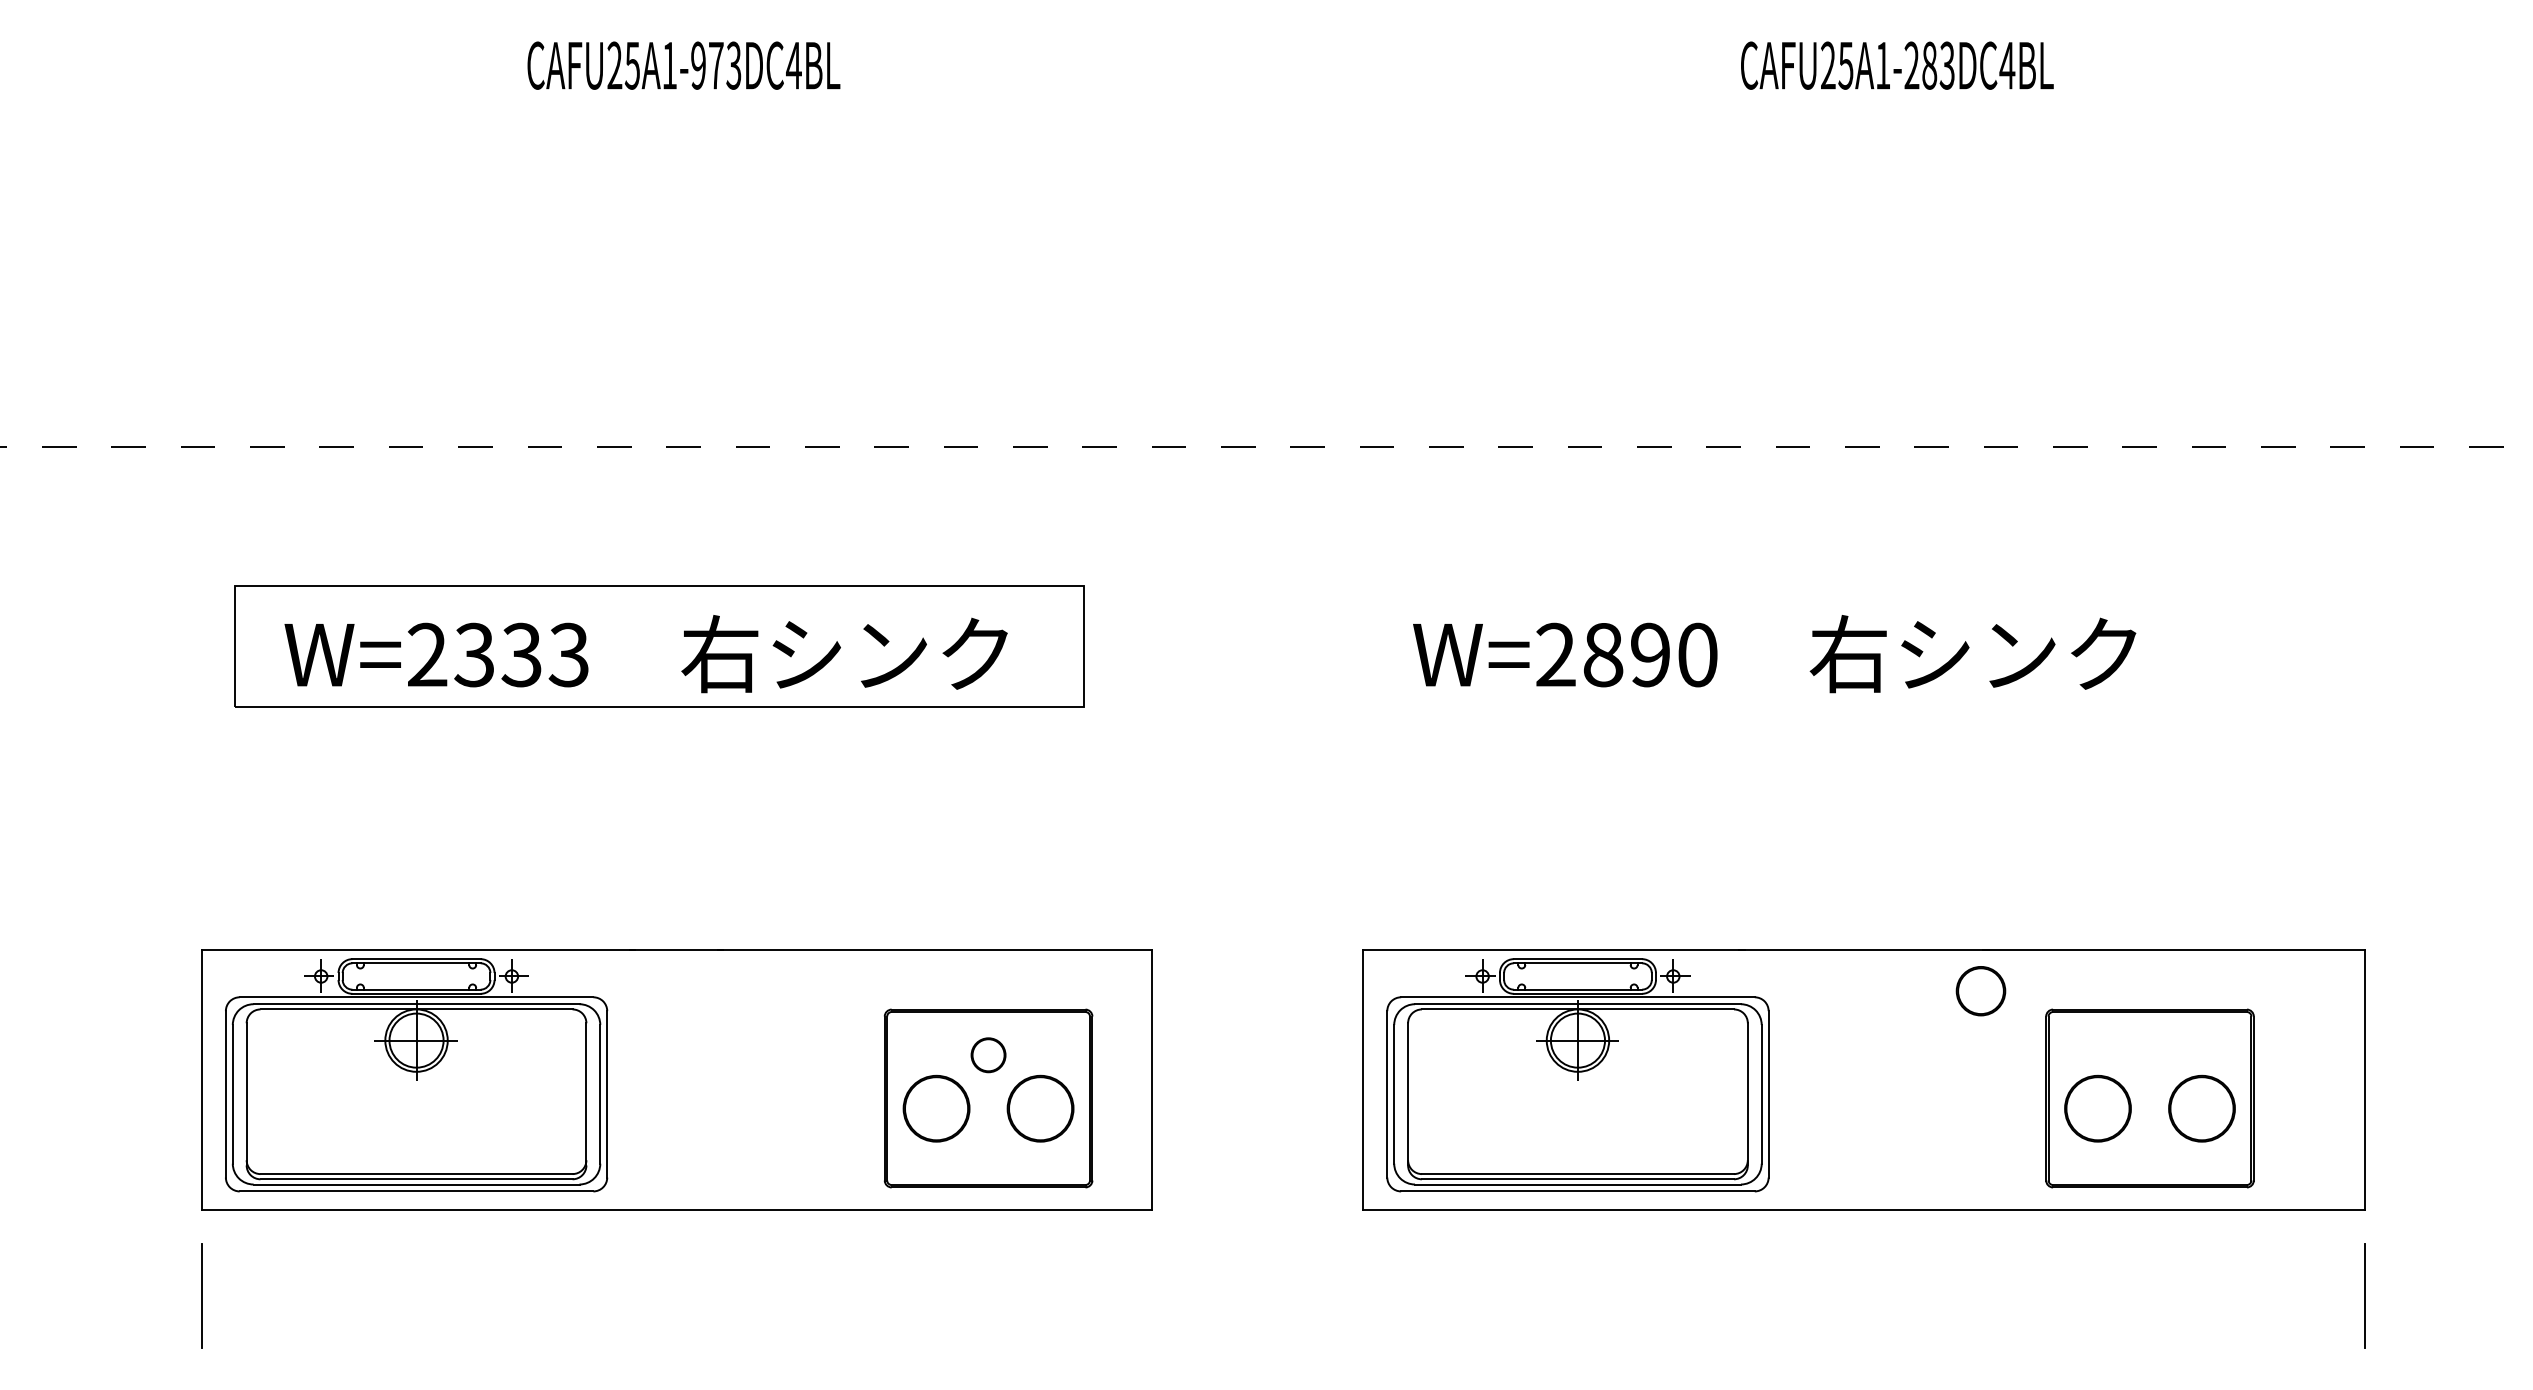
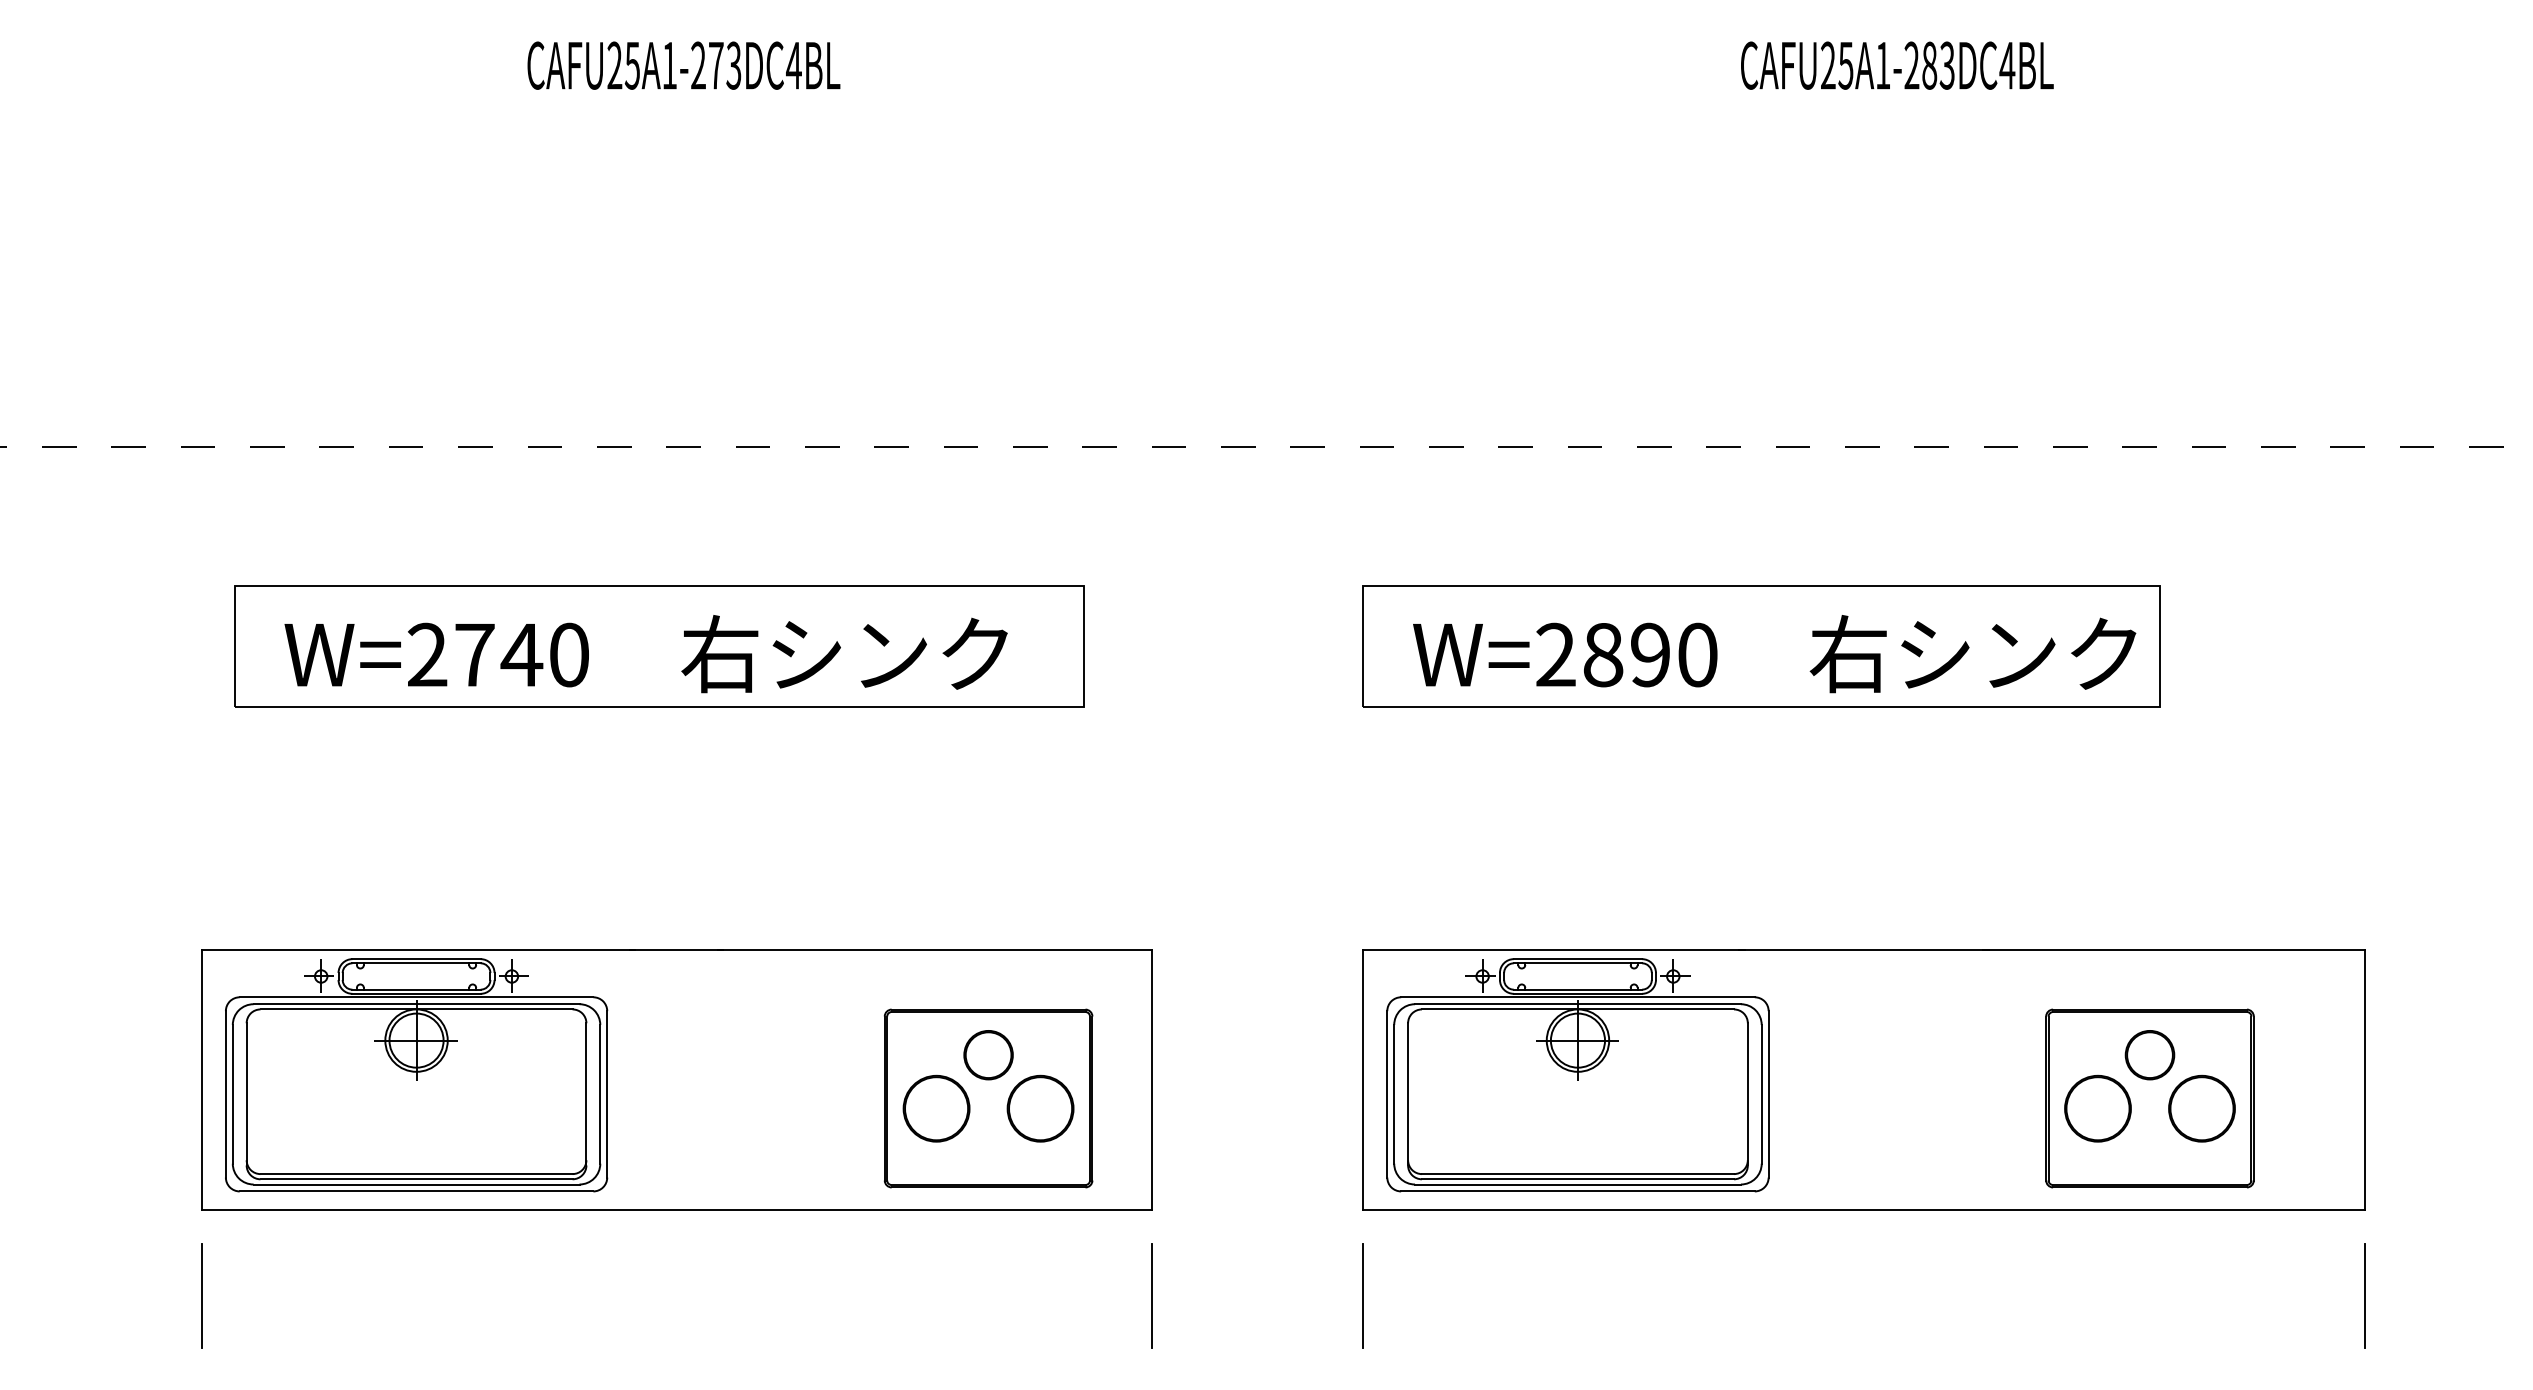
text: CAFU25A1-973DC4BL -> CAFU25A1-273DC4BL (698, 65)
part: none -> present (1761, 646)
text: W=2333 -> W=2740 (521, 654)
part position: (1980, 991) -> (2149, 1055) (2149, 1055)
part size: 37x37 px -> 51x51 px (988, 1055)
line: none -> present (1151, 1296)
line: none -> present (1363, 1296)
